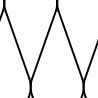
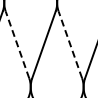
line: solid -> dashed (17, 44)
line: solid -> dashed (70, 44)
